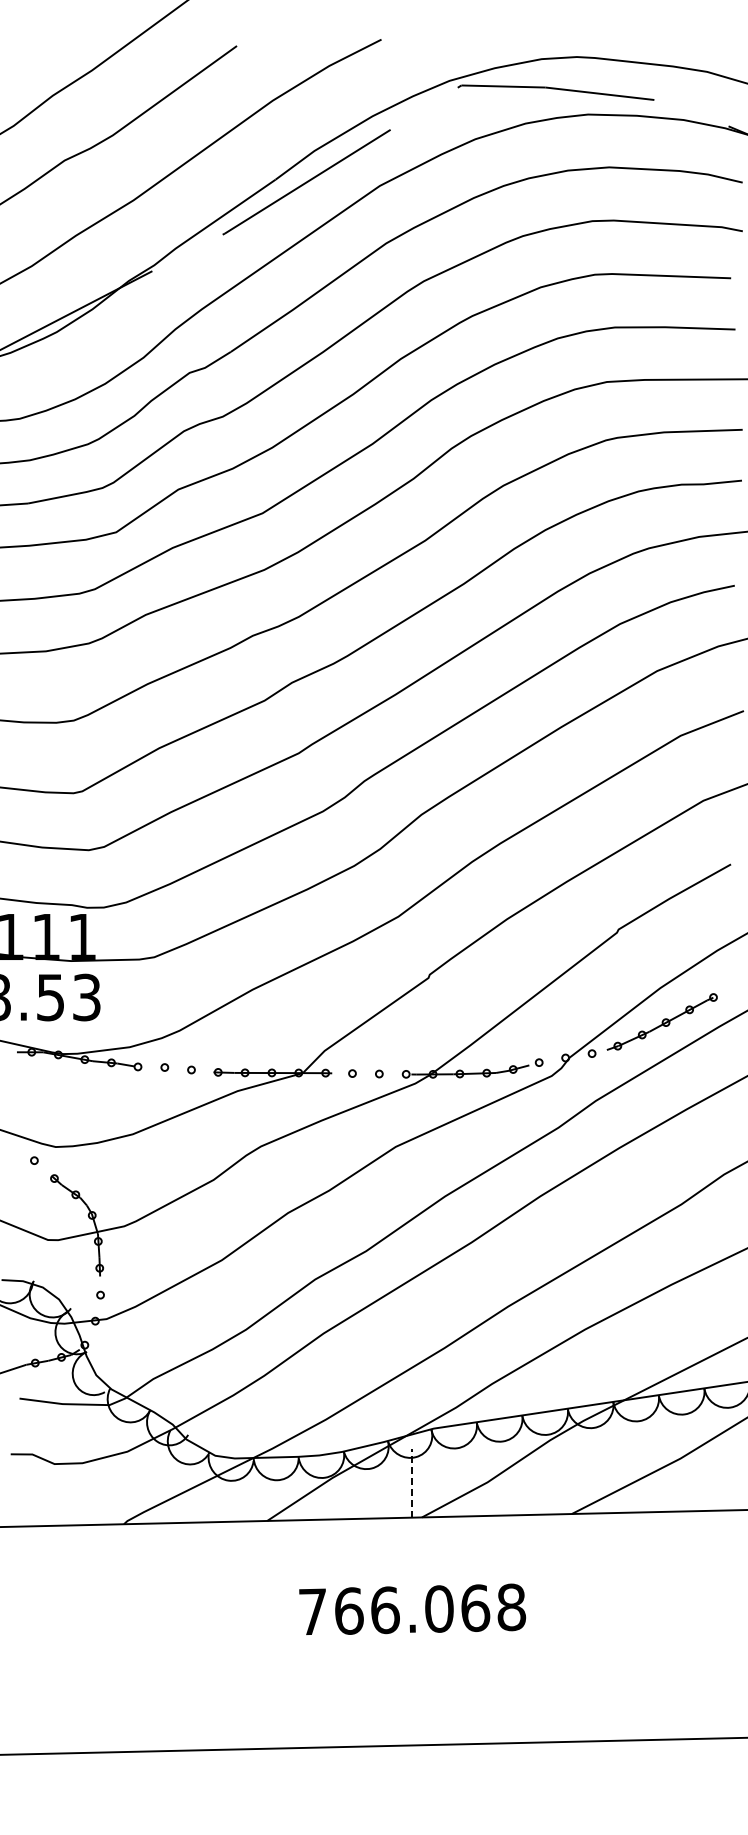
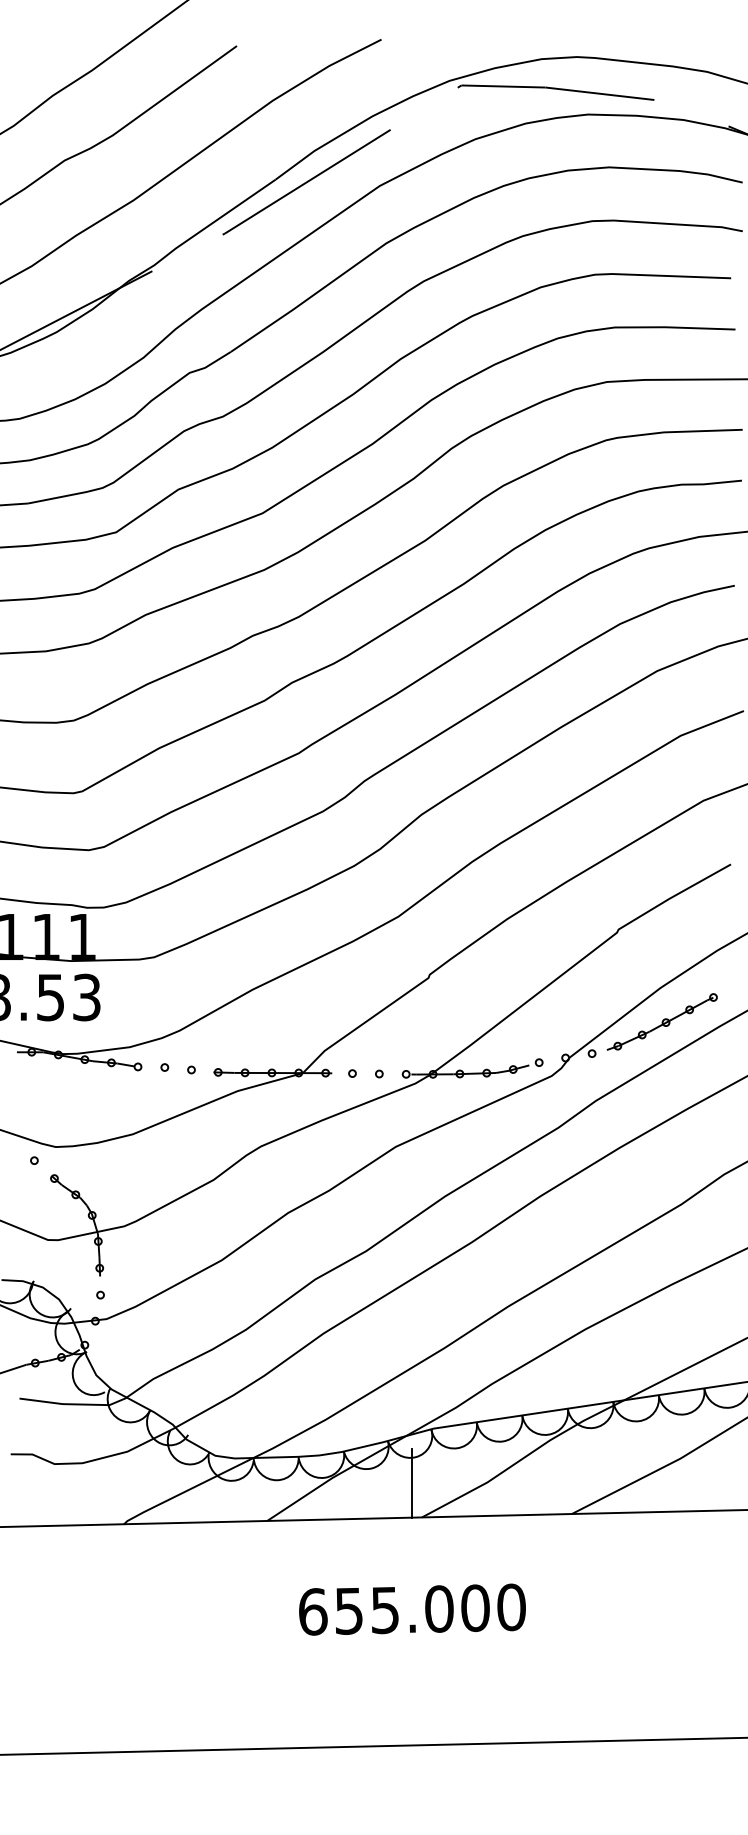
line: dashed -> solid (411, 1483)
text: 766.068 -> 655.000 (412, 1609)
